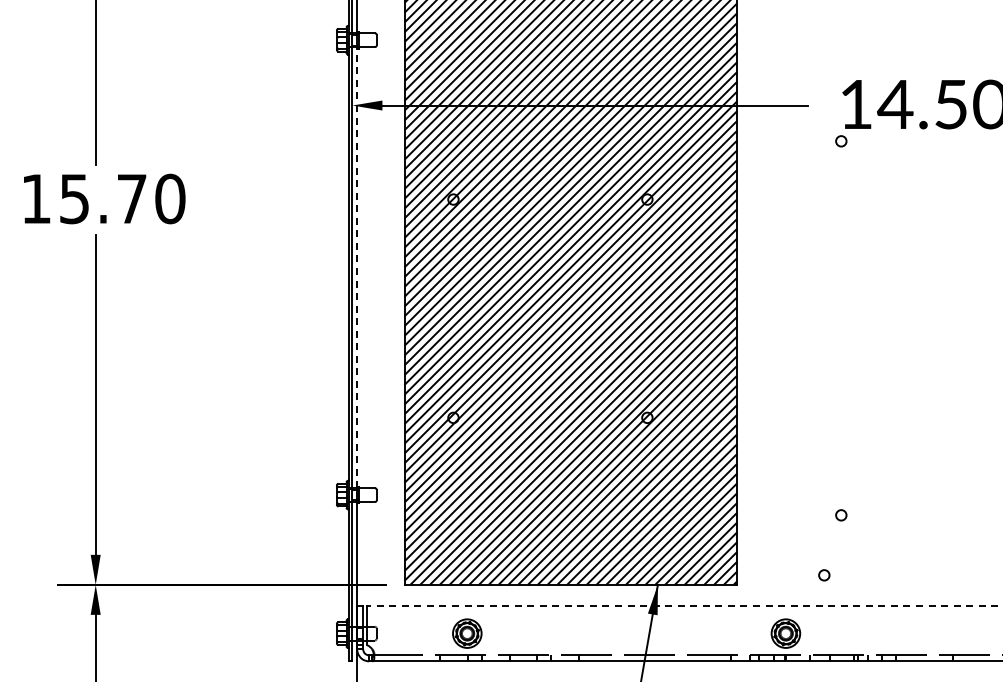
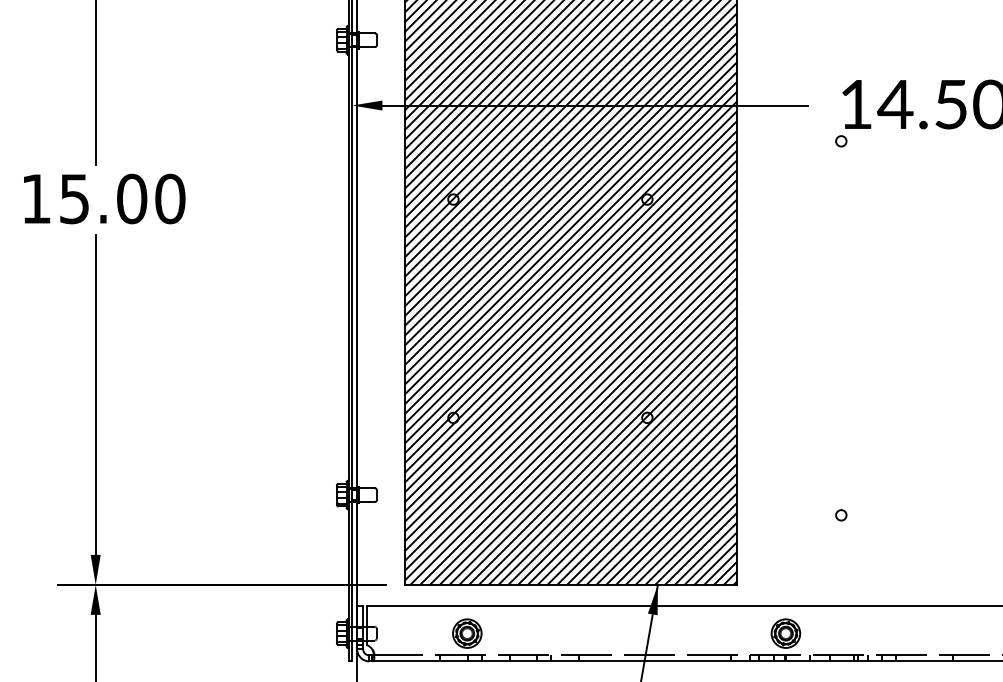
text: 15.70 -> 15.00 (132, 198)
line: dashed -> solid (356, 267)
circle: present -> none (824, 575)
line: dashed -> solid (685, 605)
